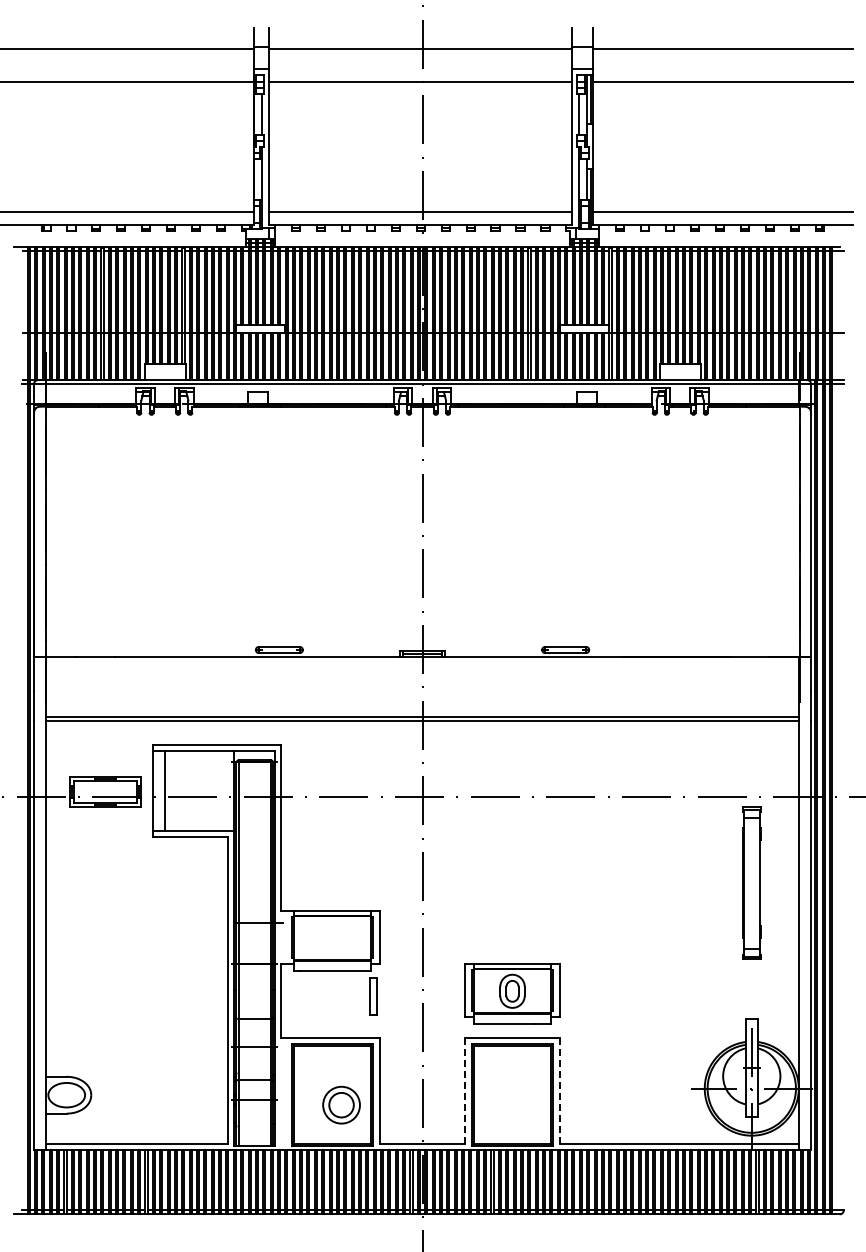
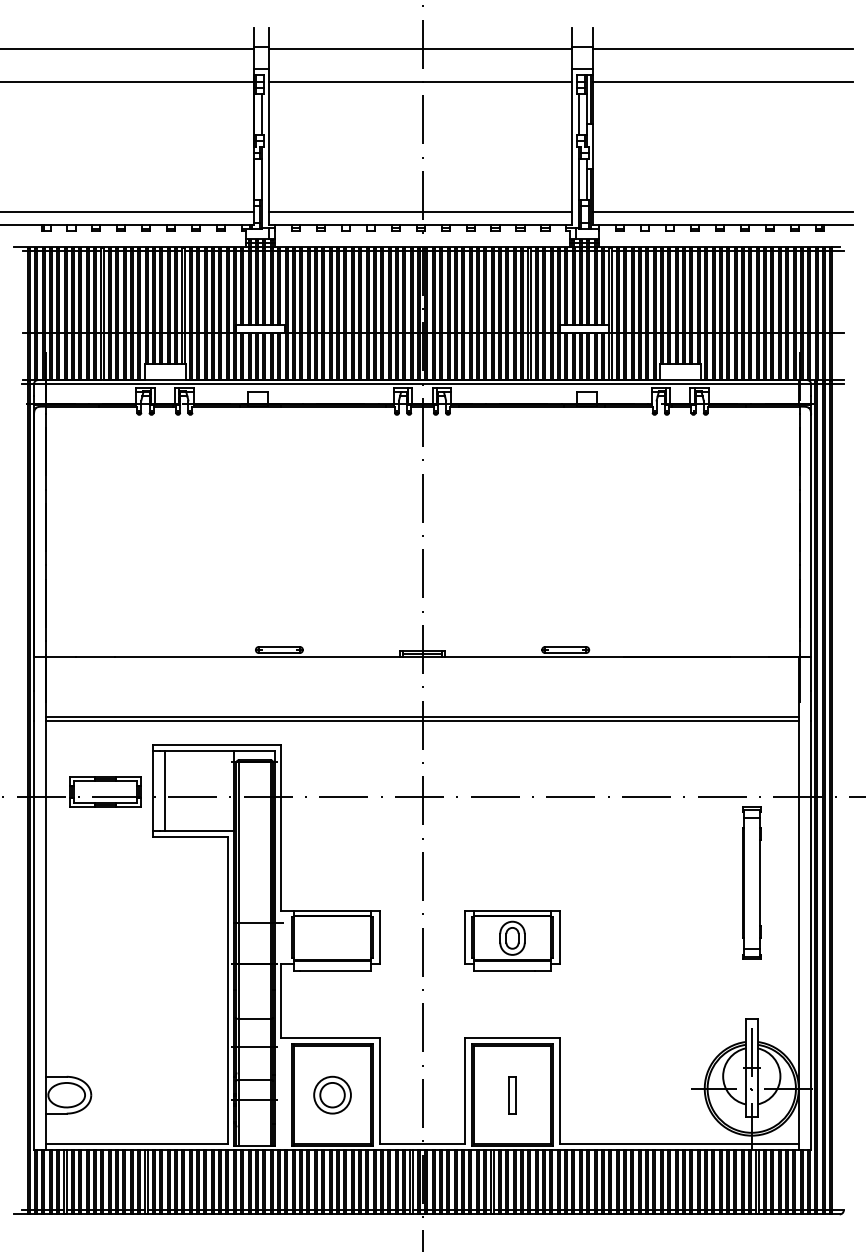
part position: (512, 993) -> (512, 940) (512, 940)
part position: (373, 996) -> (512, 1095) (512, 1095)
line: dashed -> solid (465, 1091)
line: dashed -> solid (559, 1091)
part position: (341, 1104) -> (332, 1094) (332, 1094)
